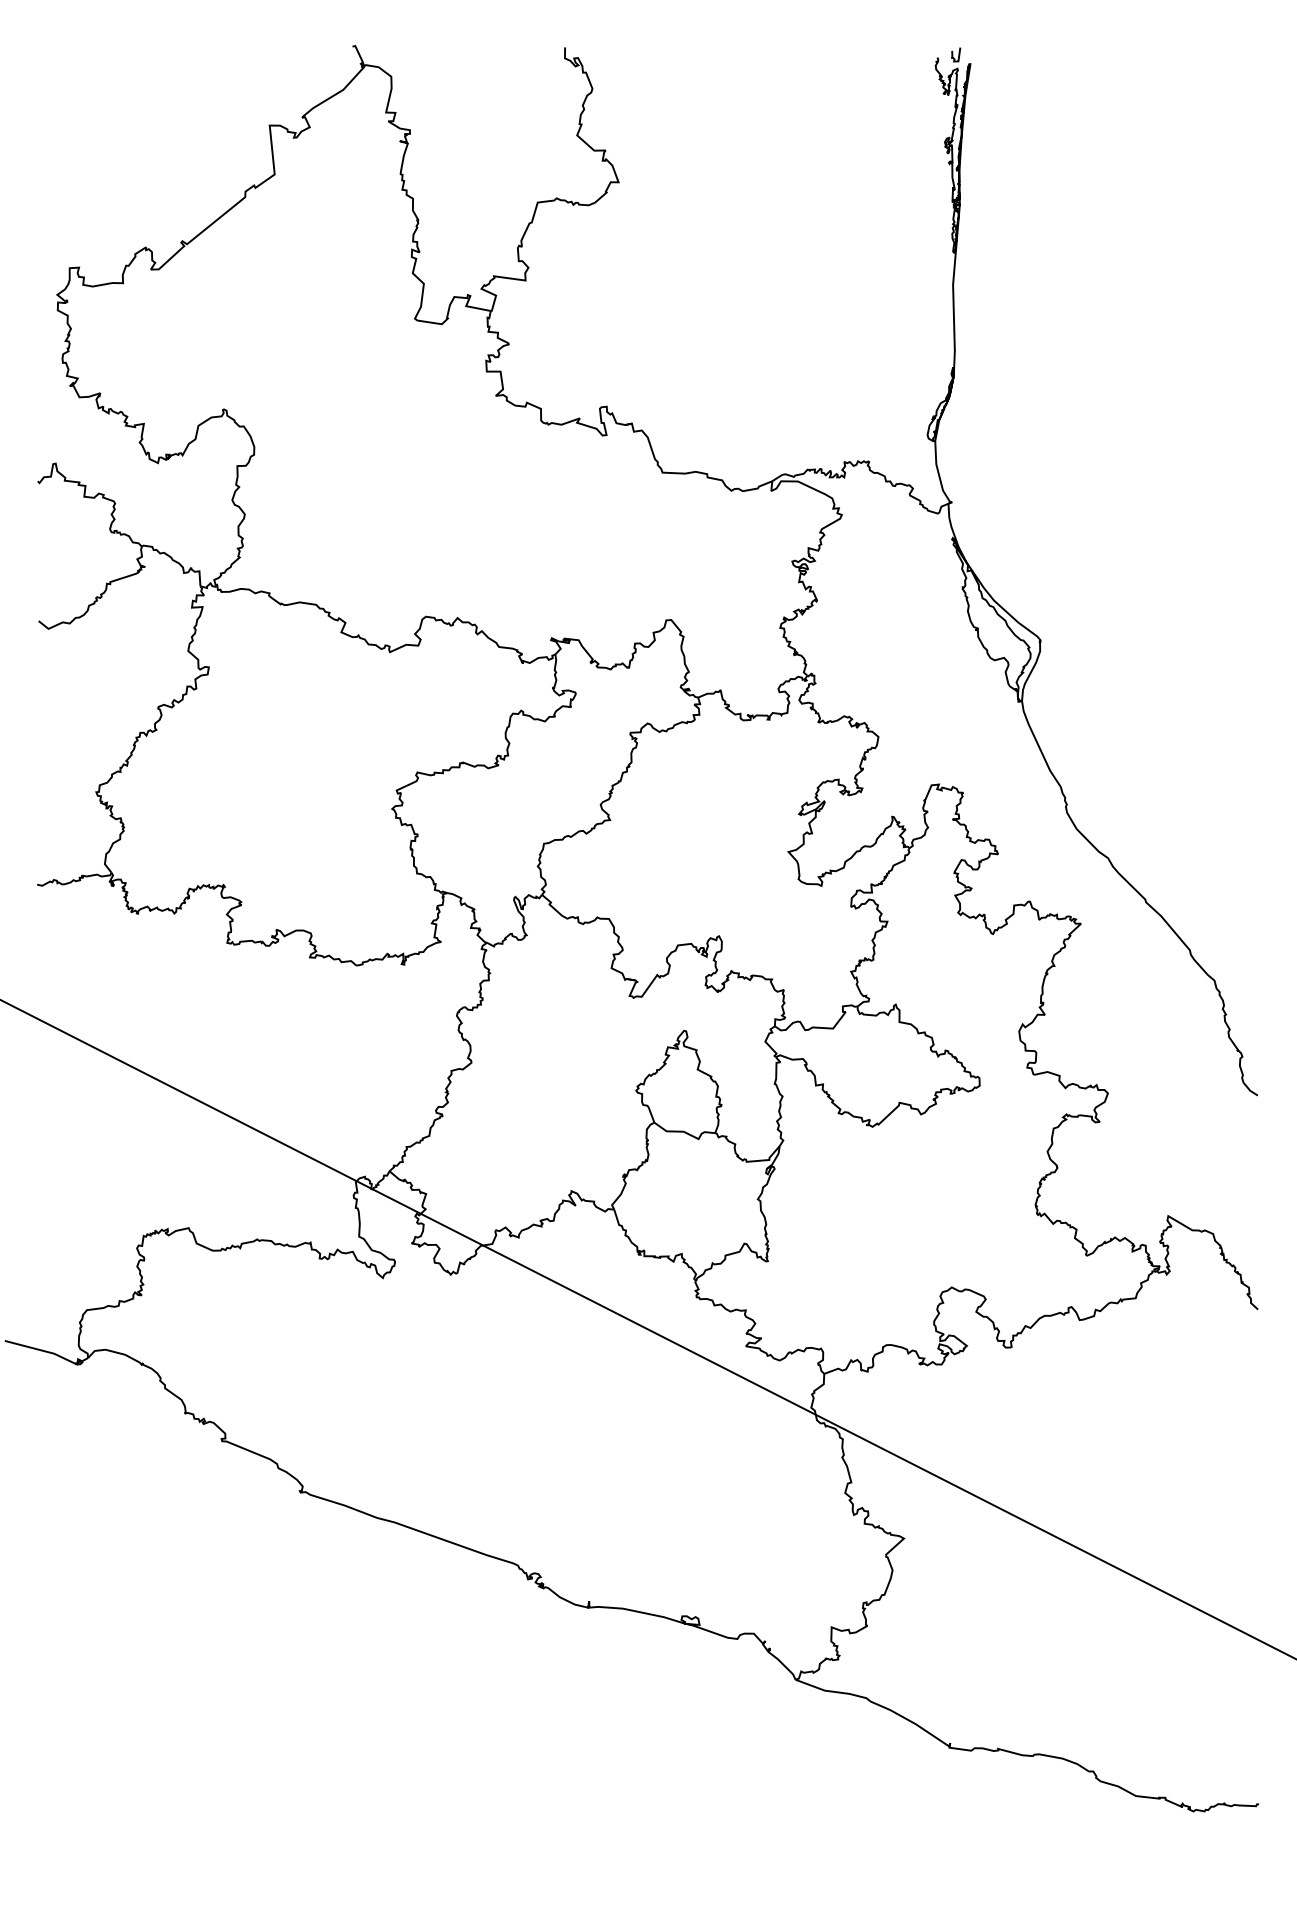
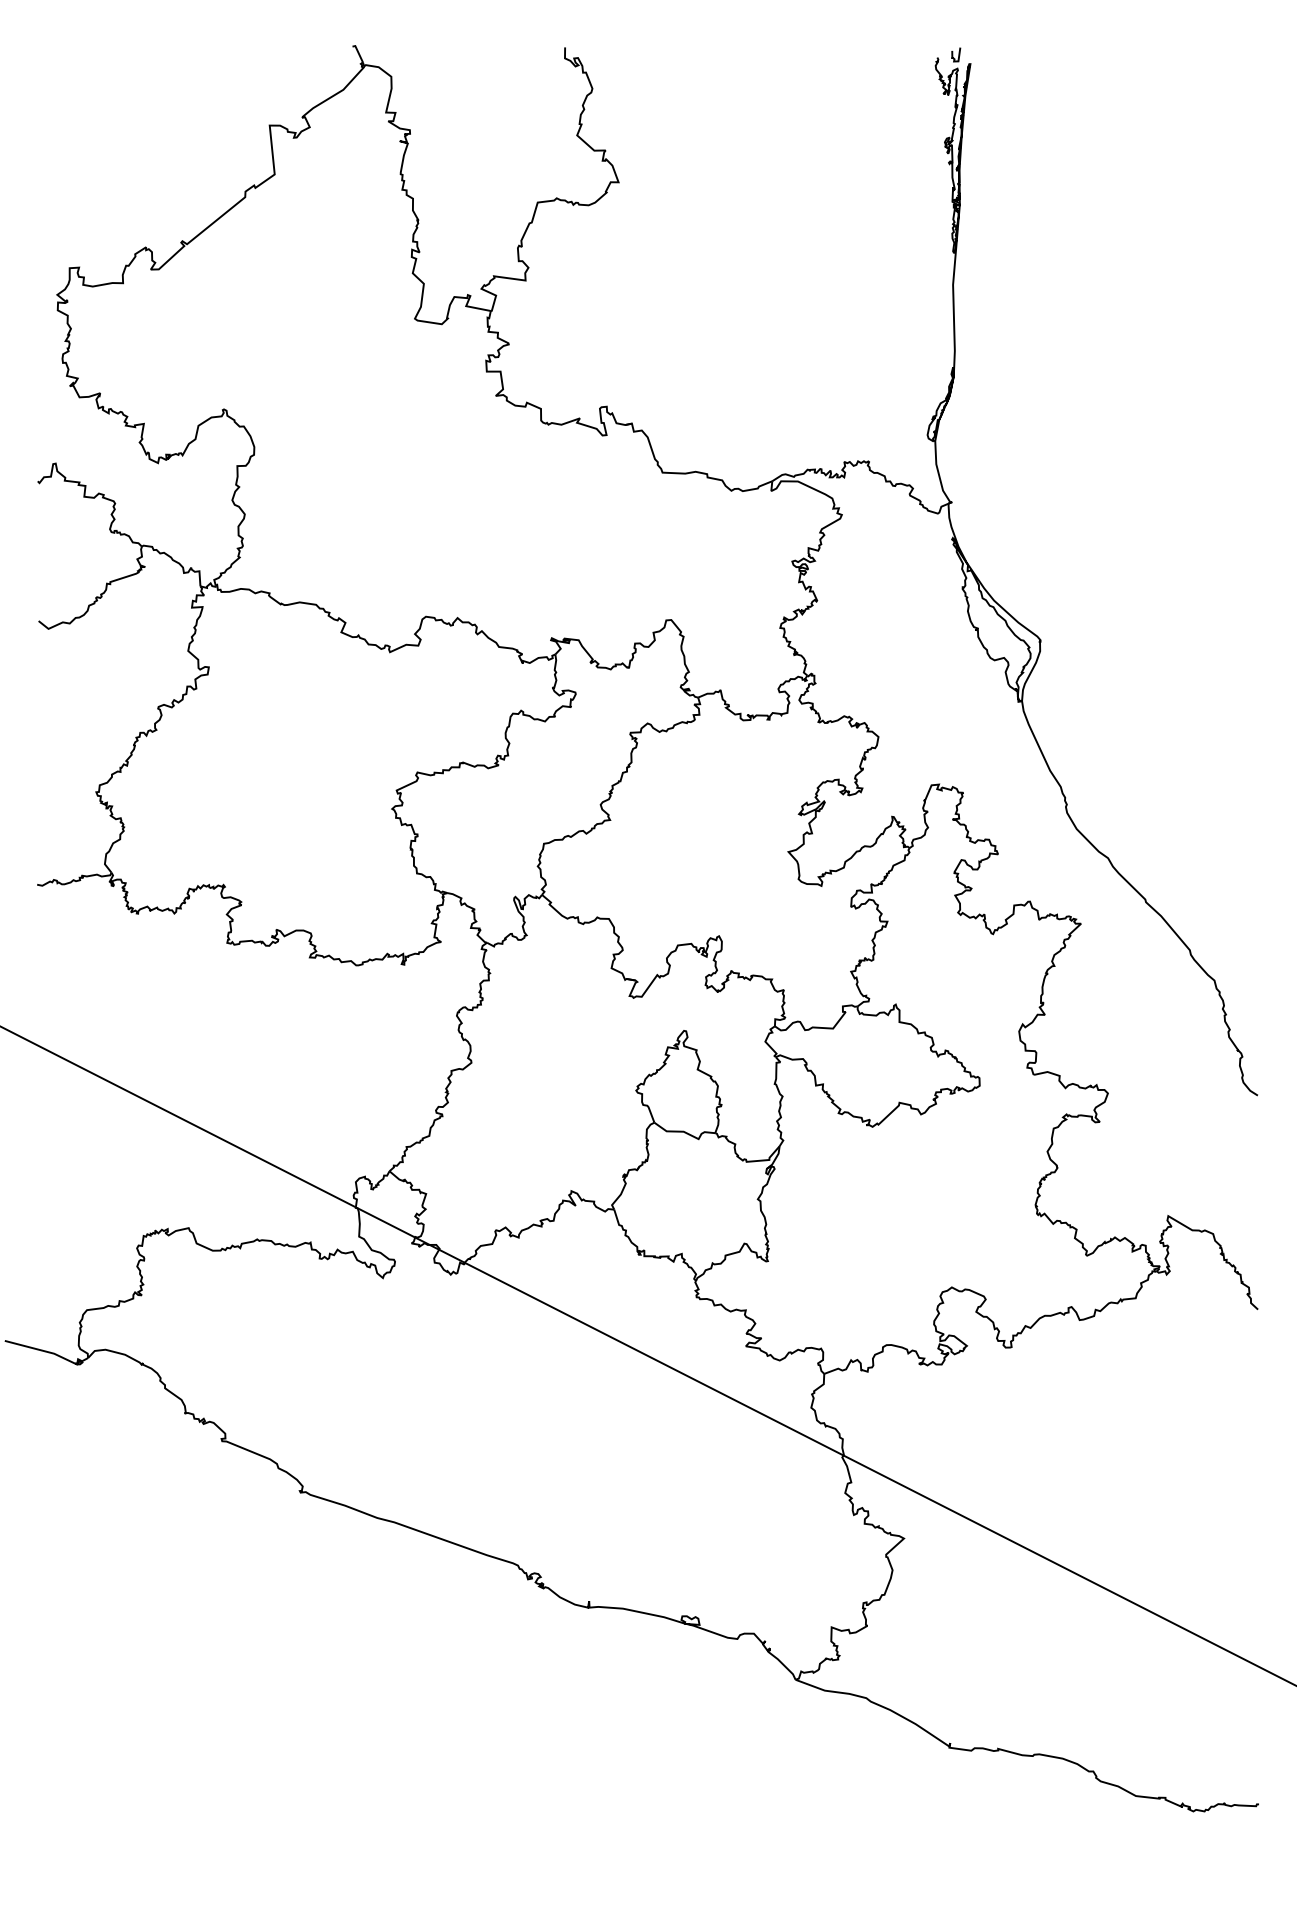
line position: (647, 1328) -> (647, 1355) (647, 1355)
